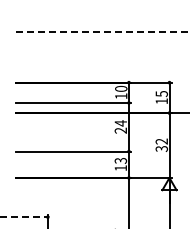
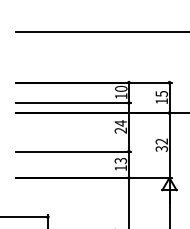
line: dashed -> solid (103, 32)
line: dashed -> solid (23, 217)
